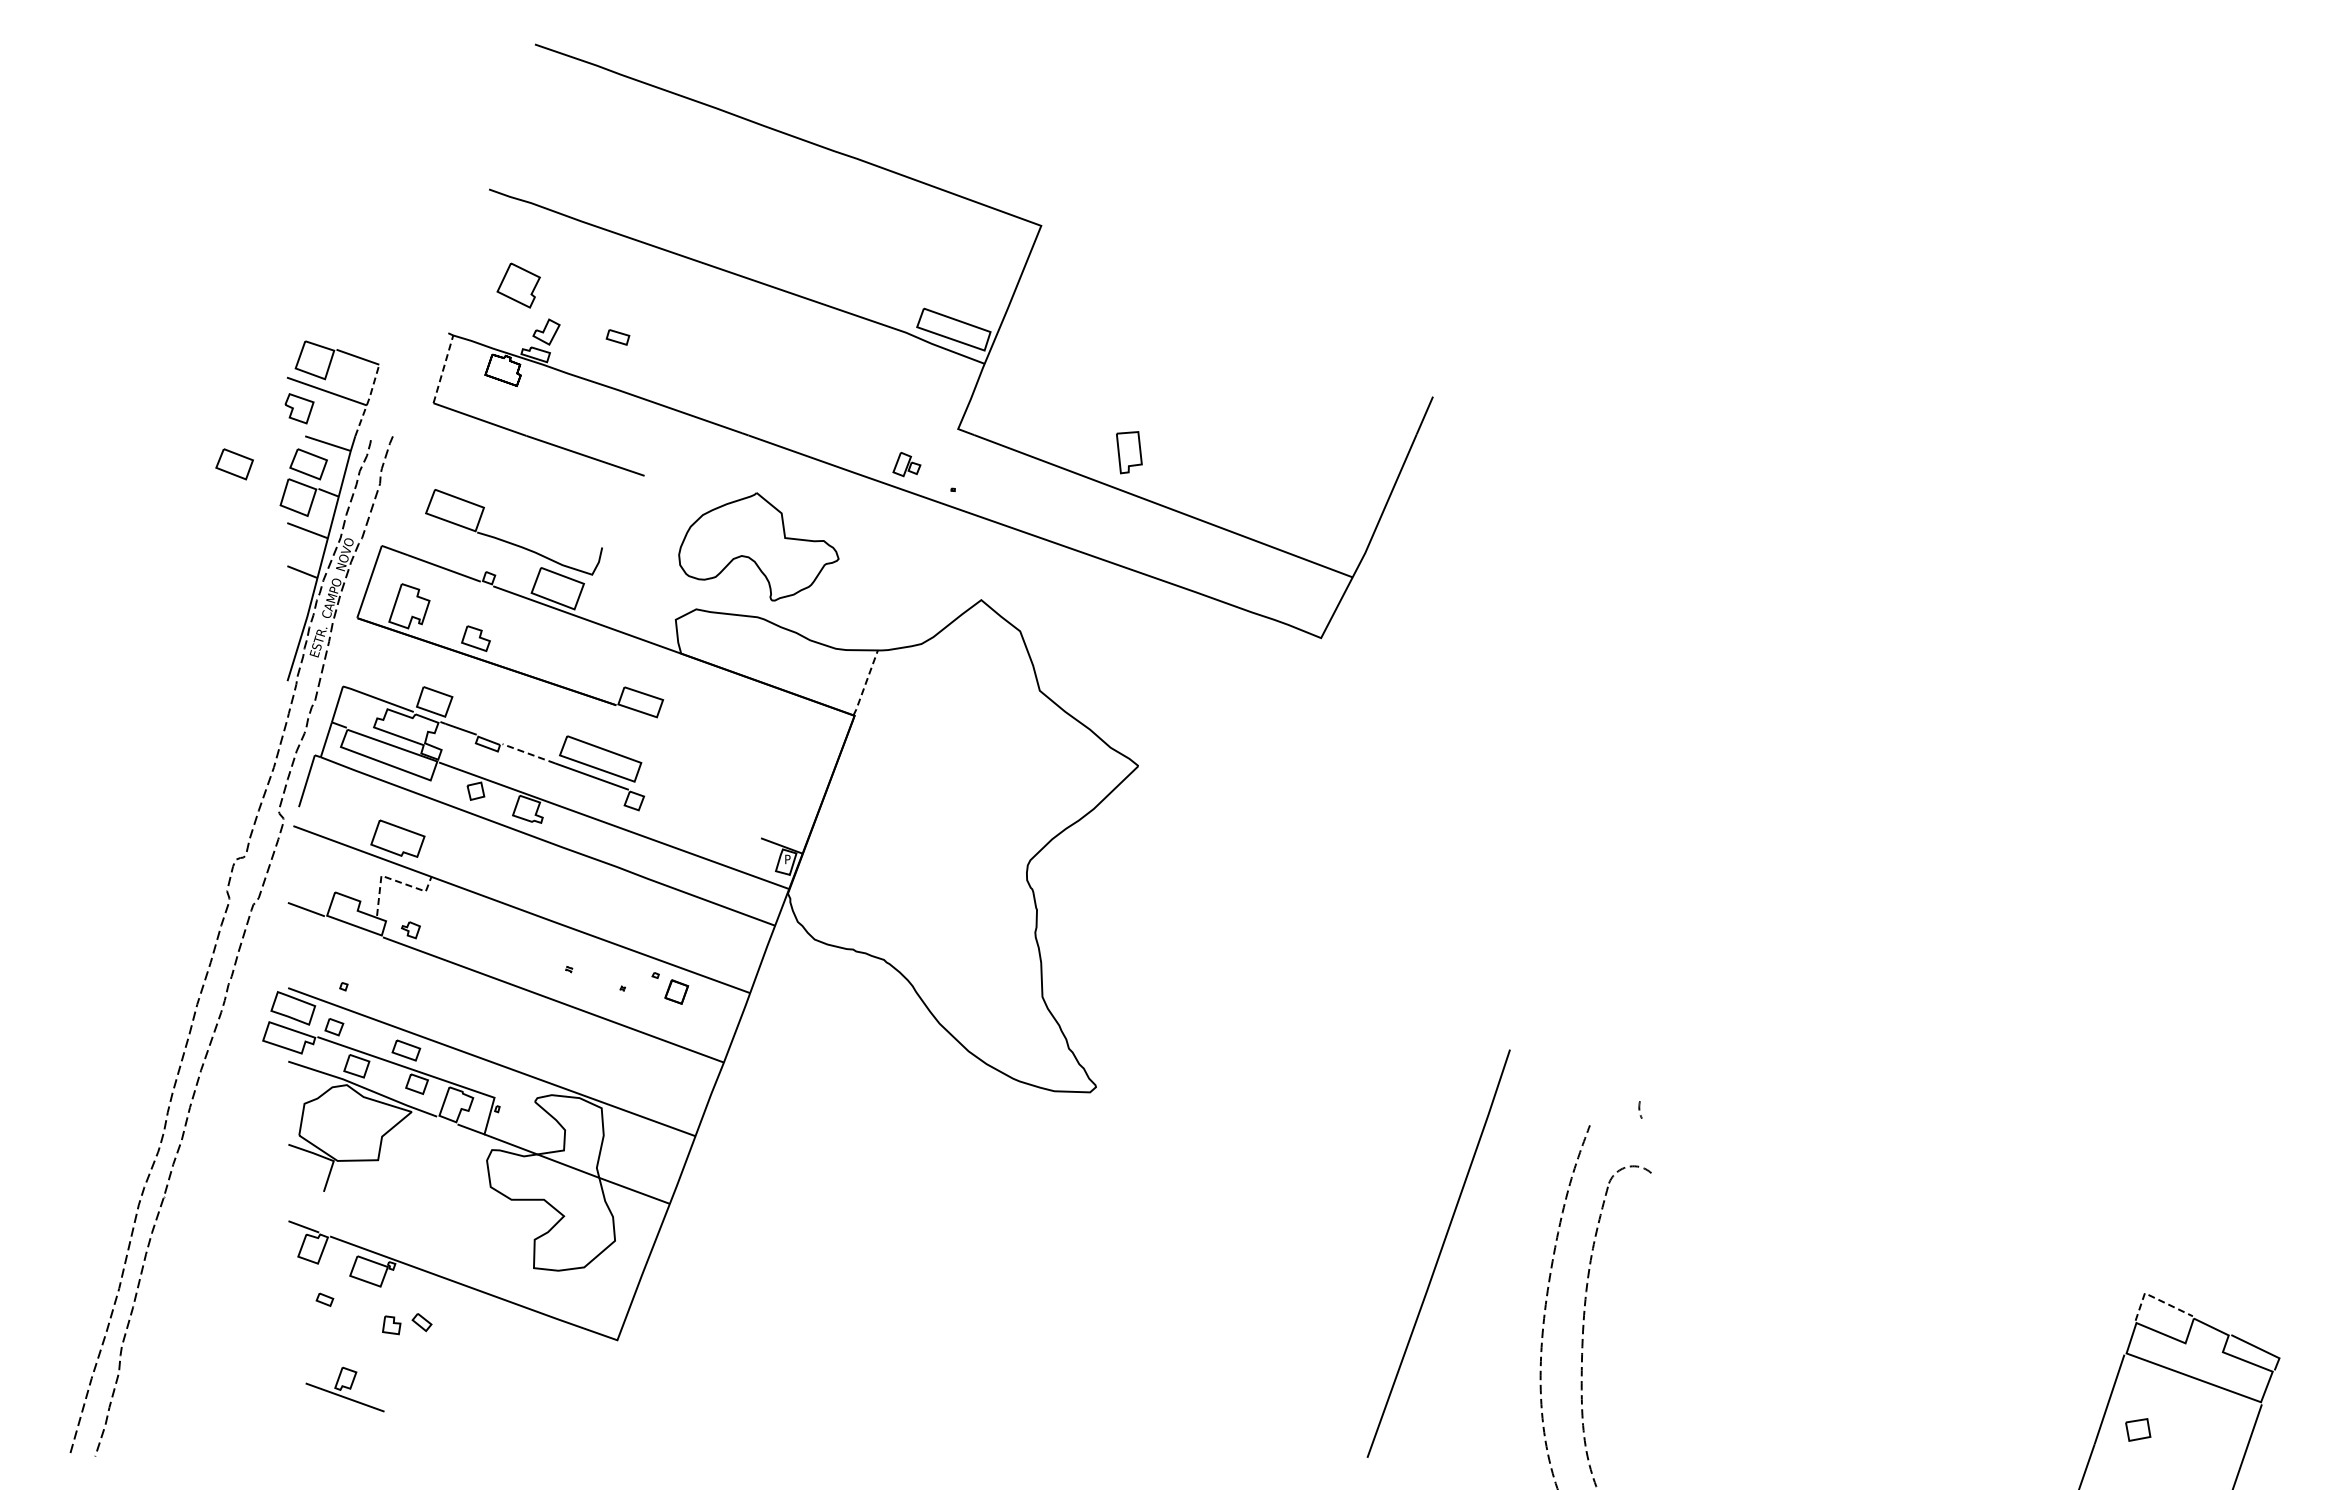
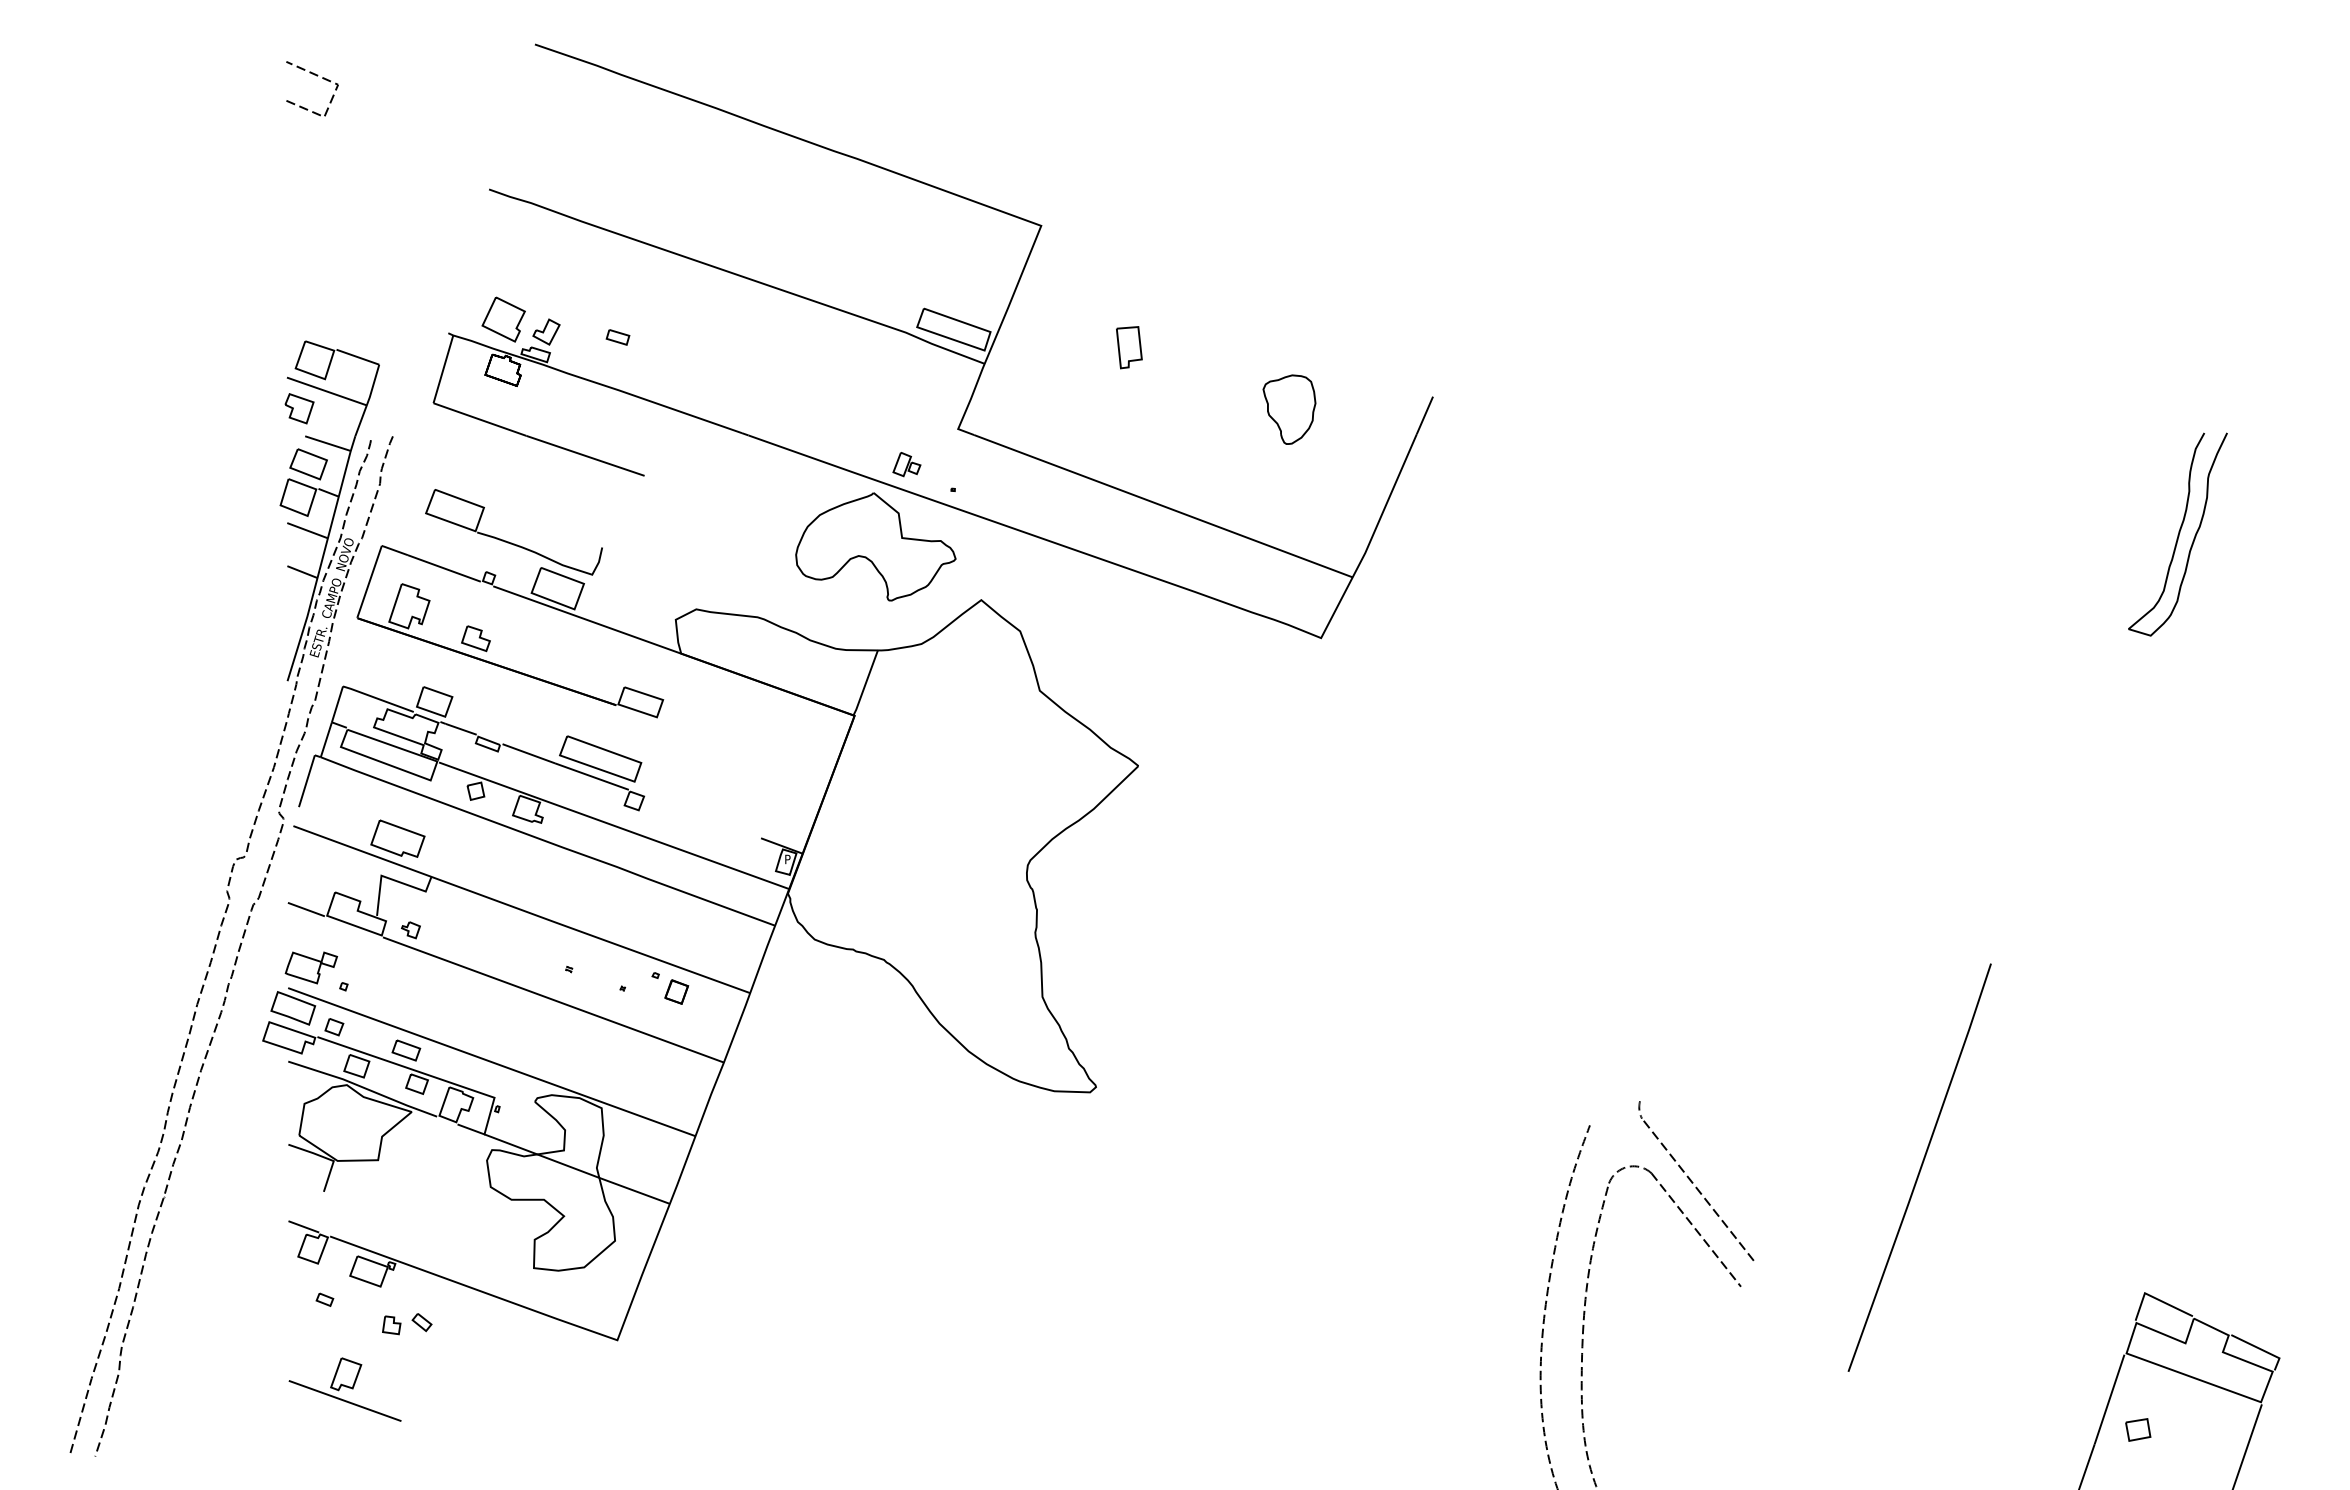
curve: none -> present (316, 76)
part position: (518, 285) -> (503, 319) (503, 319)
line: dashed -> solid (443, 368)
line: dashed -> solid (368, 400)
part: none -> present (1289, 409)
part position: (1129, 452) -> (1129, 347) (1129, 347)
part: present -> none (234, 464)
curve: none -> present (2177, 534)
part position: (758, 546) -> (875, 546) (875, 546)
line: dashed -> solid (865, 683)
line: dashed -> solid (528, 753)
line: dashed -> solid (392, 879)
part: none -> present (311, 967)
line: none -> present (1697, 1189)
line: none -> present (1696, 1229)
line position: (1439, 1253) -> (1920, 1167) (1920, 1167)
line: dashed -> solid (2155, 1298)
part size: 80x47 px -> 114x65 px (344, 1389)
